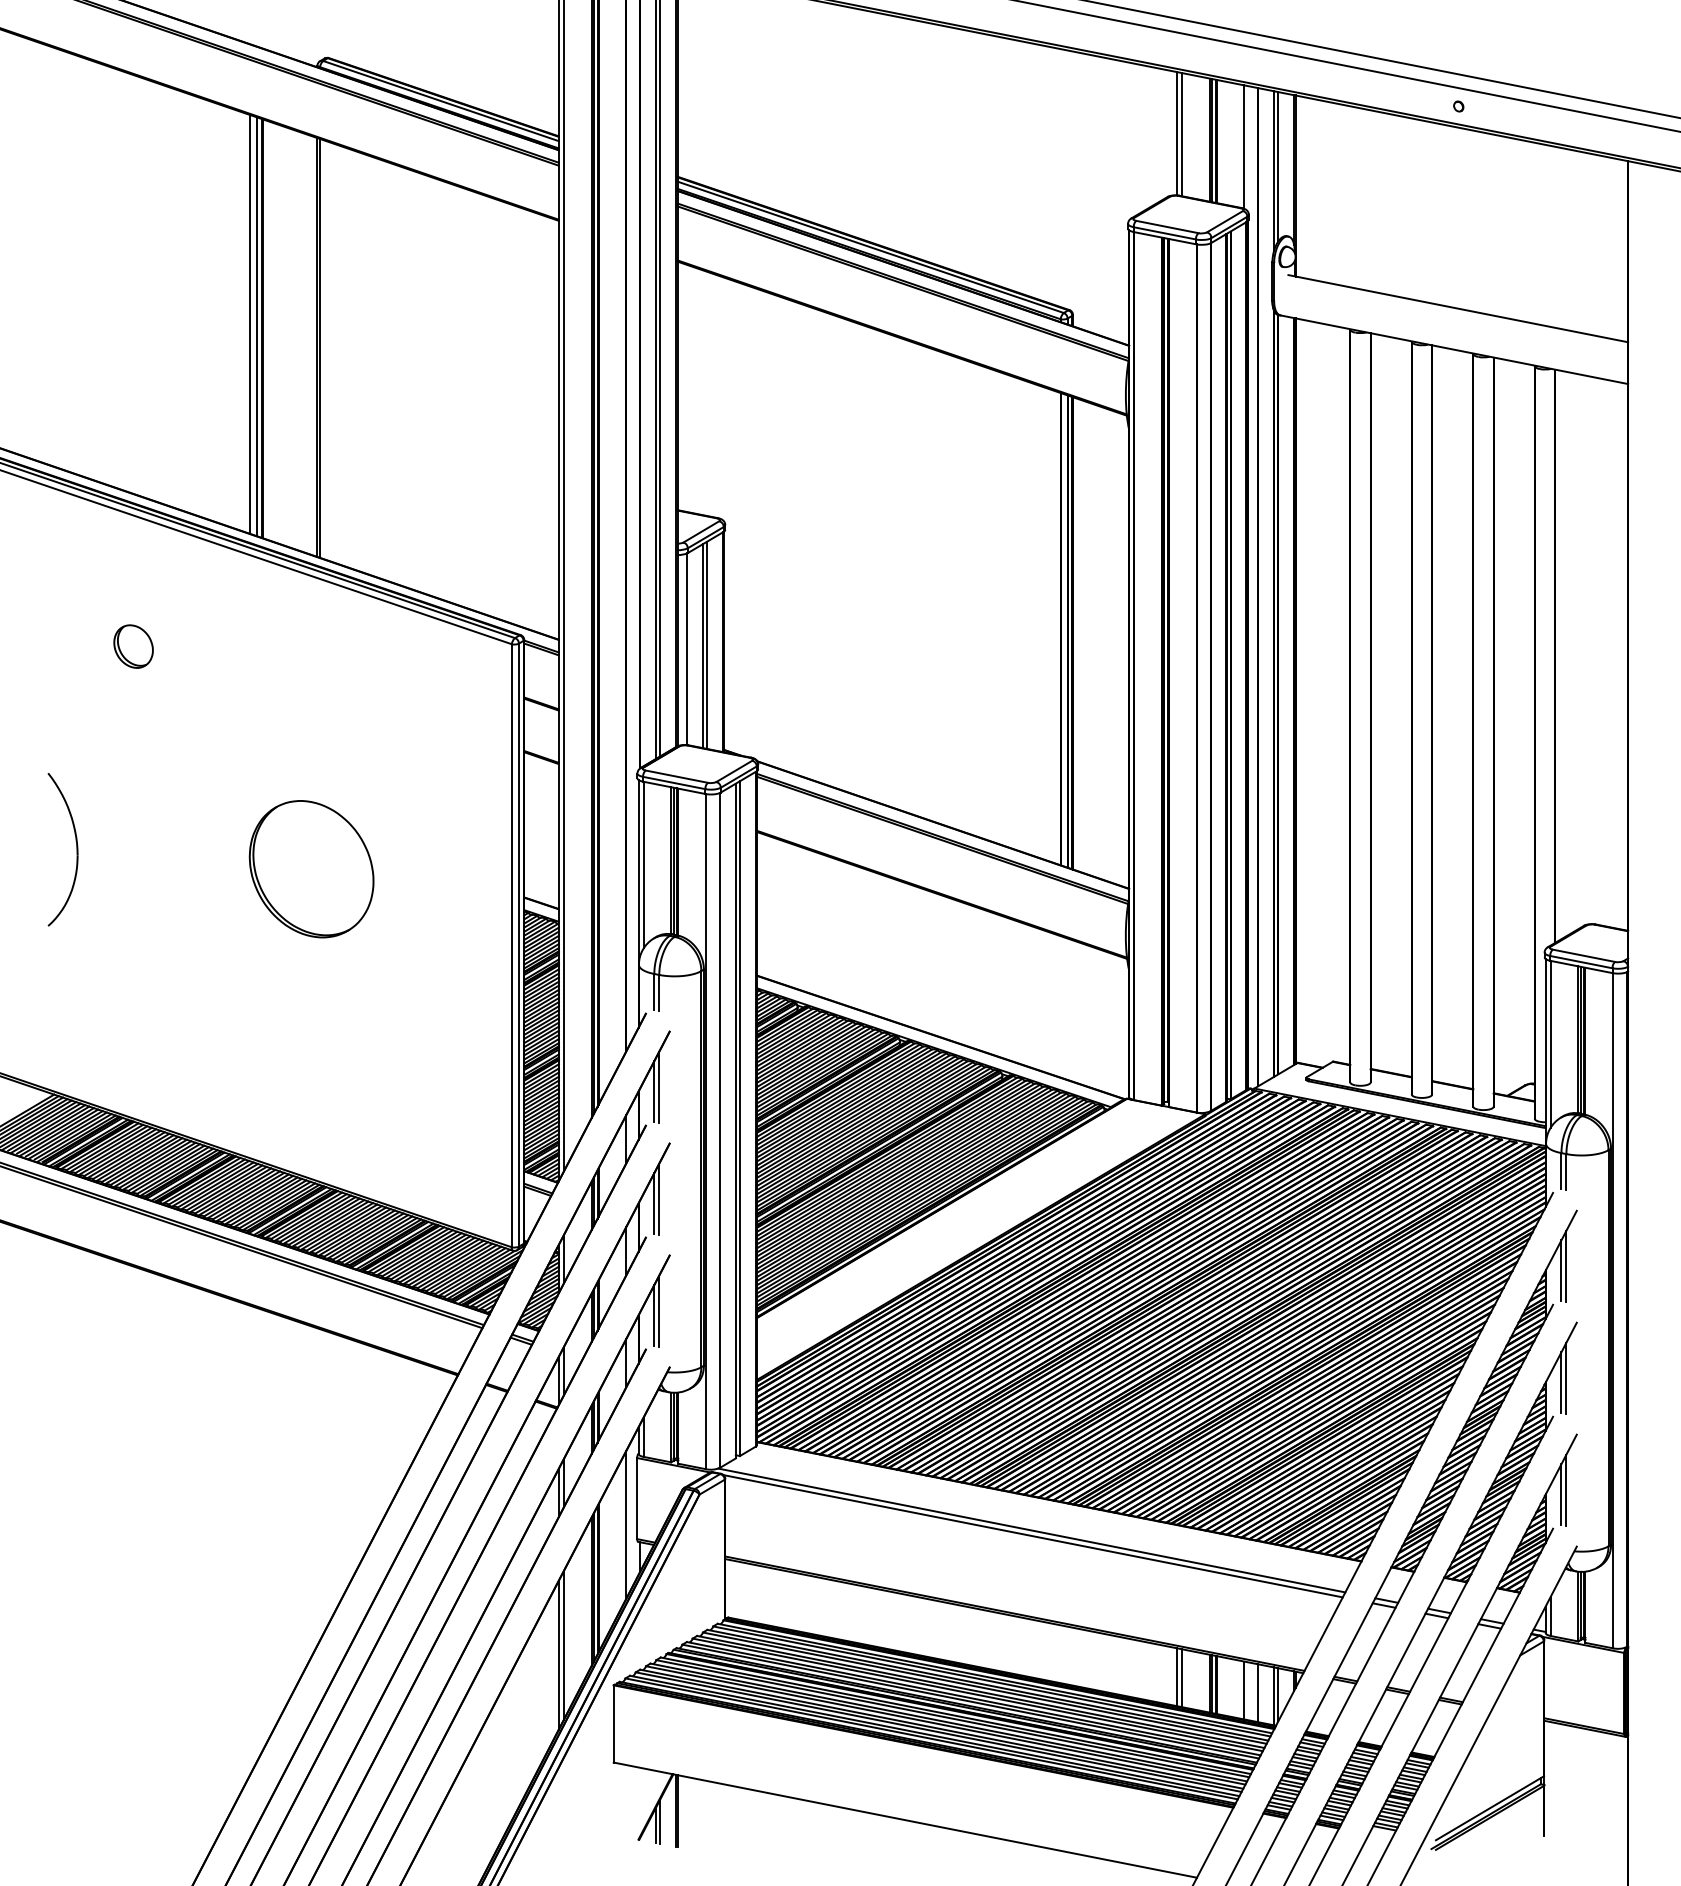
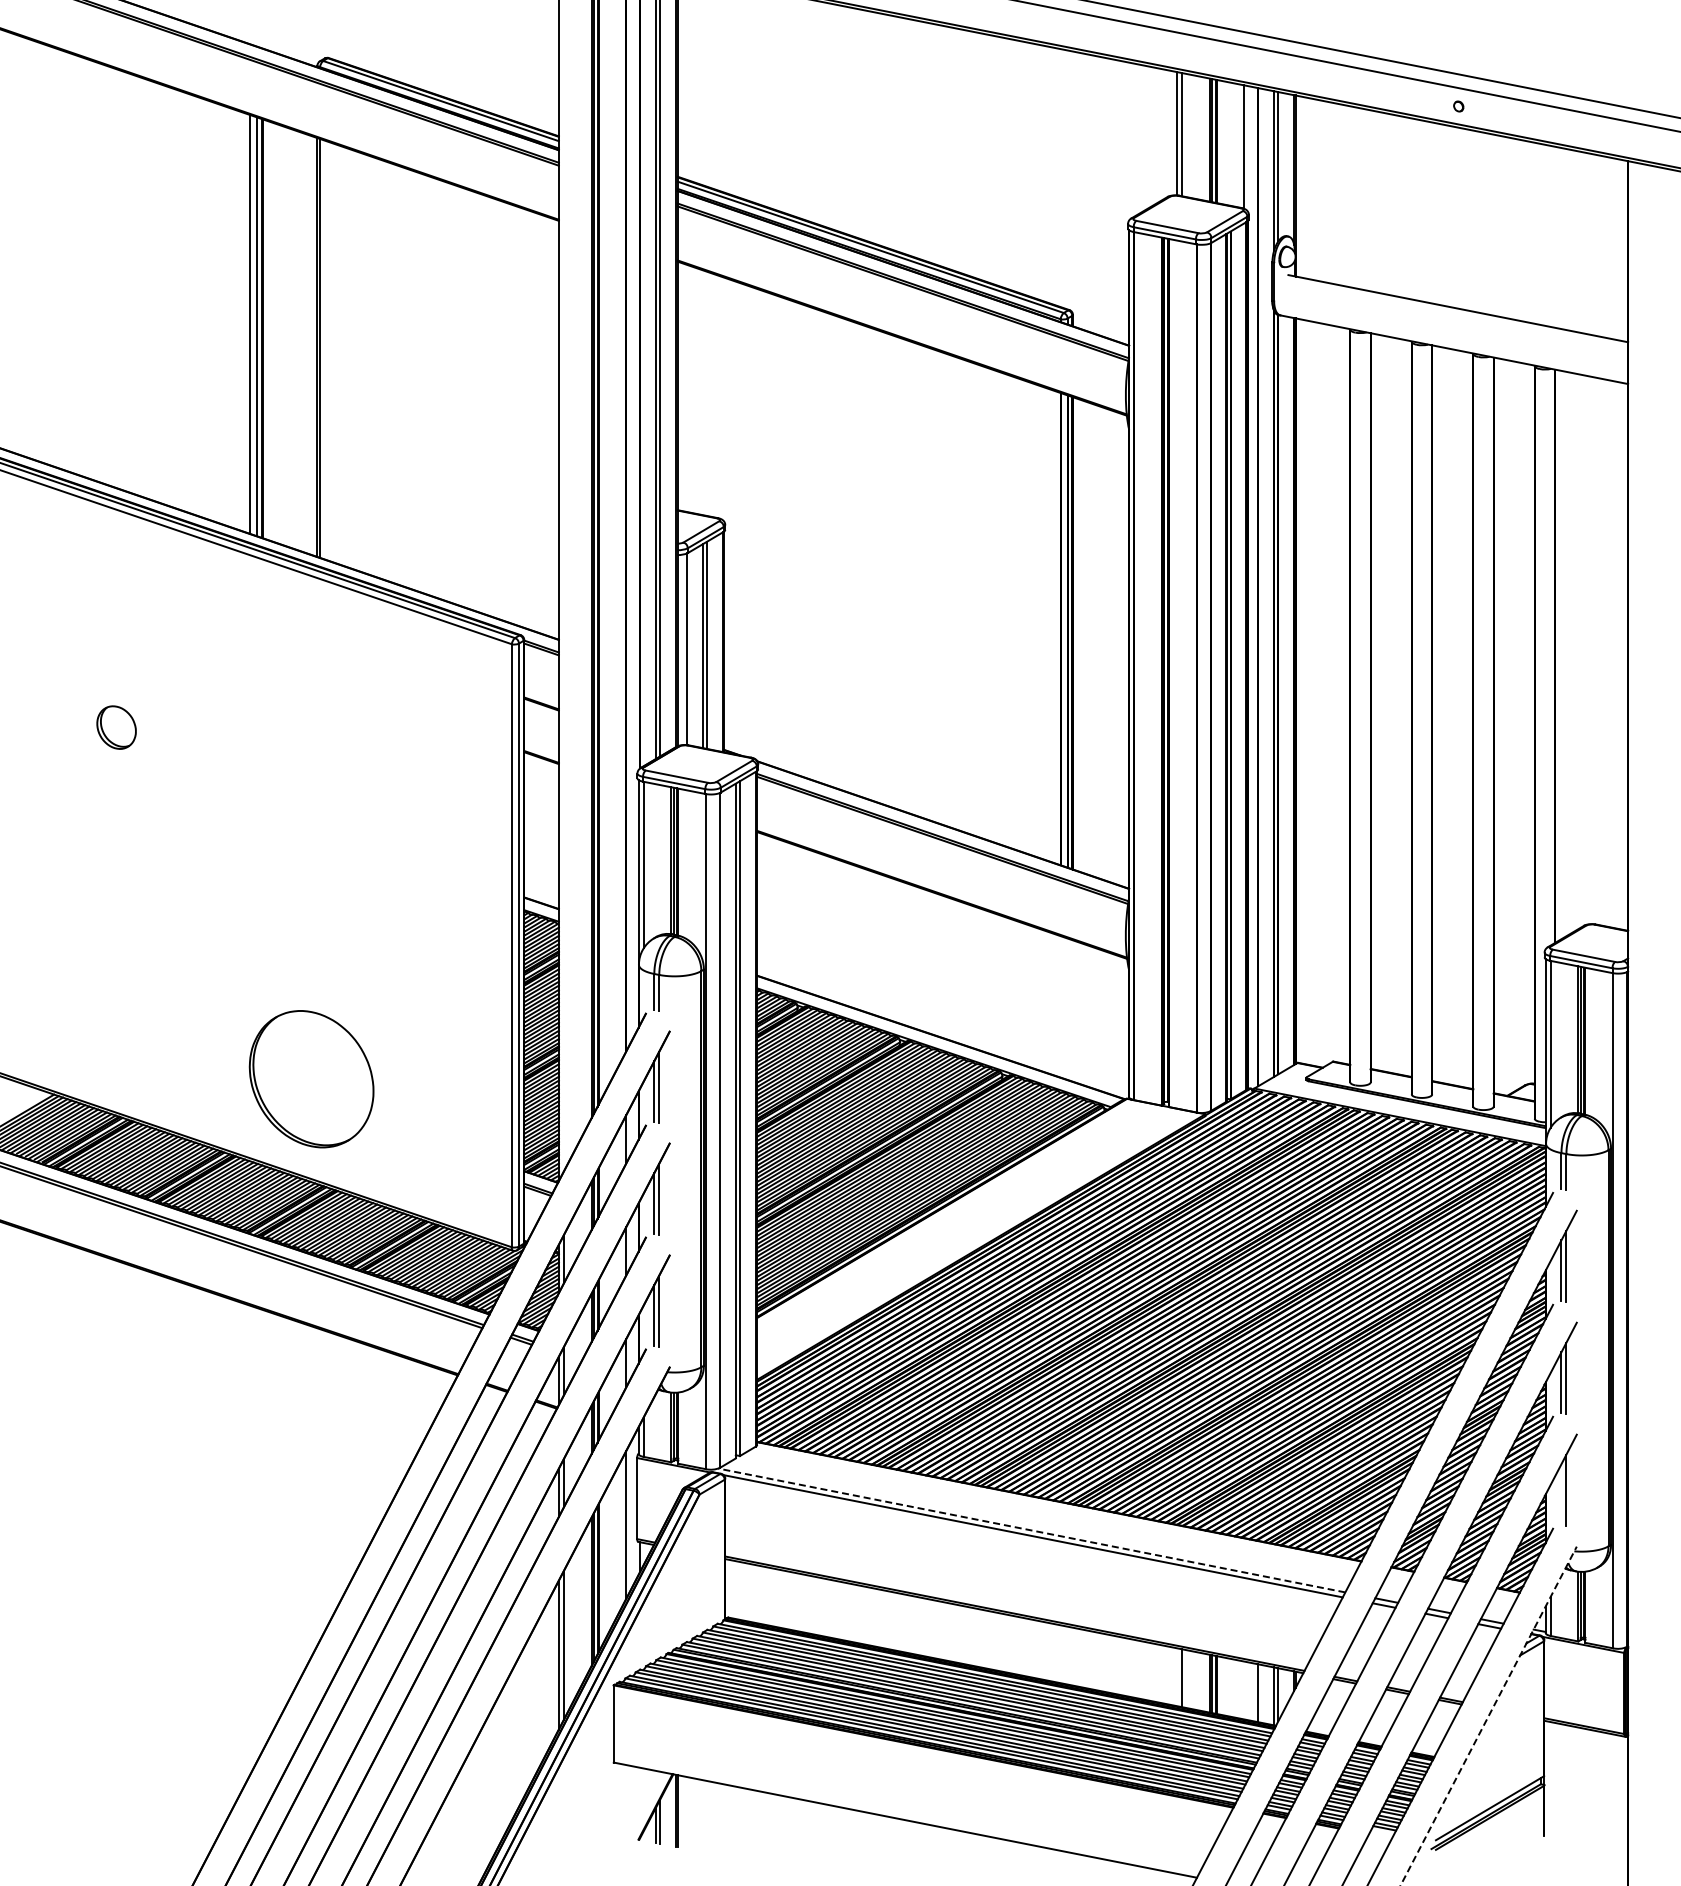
line: present -> none (564, 586)
part position: (133, 646) -> (116, 727) (116, 727)
part: present -> none (76, 849)
part position: (311, 869) -> (311, 1079) (311, 1079)
line: present -> none (1561, 1494)
line: solid -> dashed (1031, 1530)
line: present -> none (1176, 1677)
line: present -> none (1244, 1690)
line: solid -> dashed (1488, 1716)
